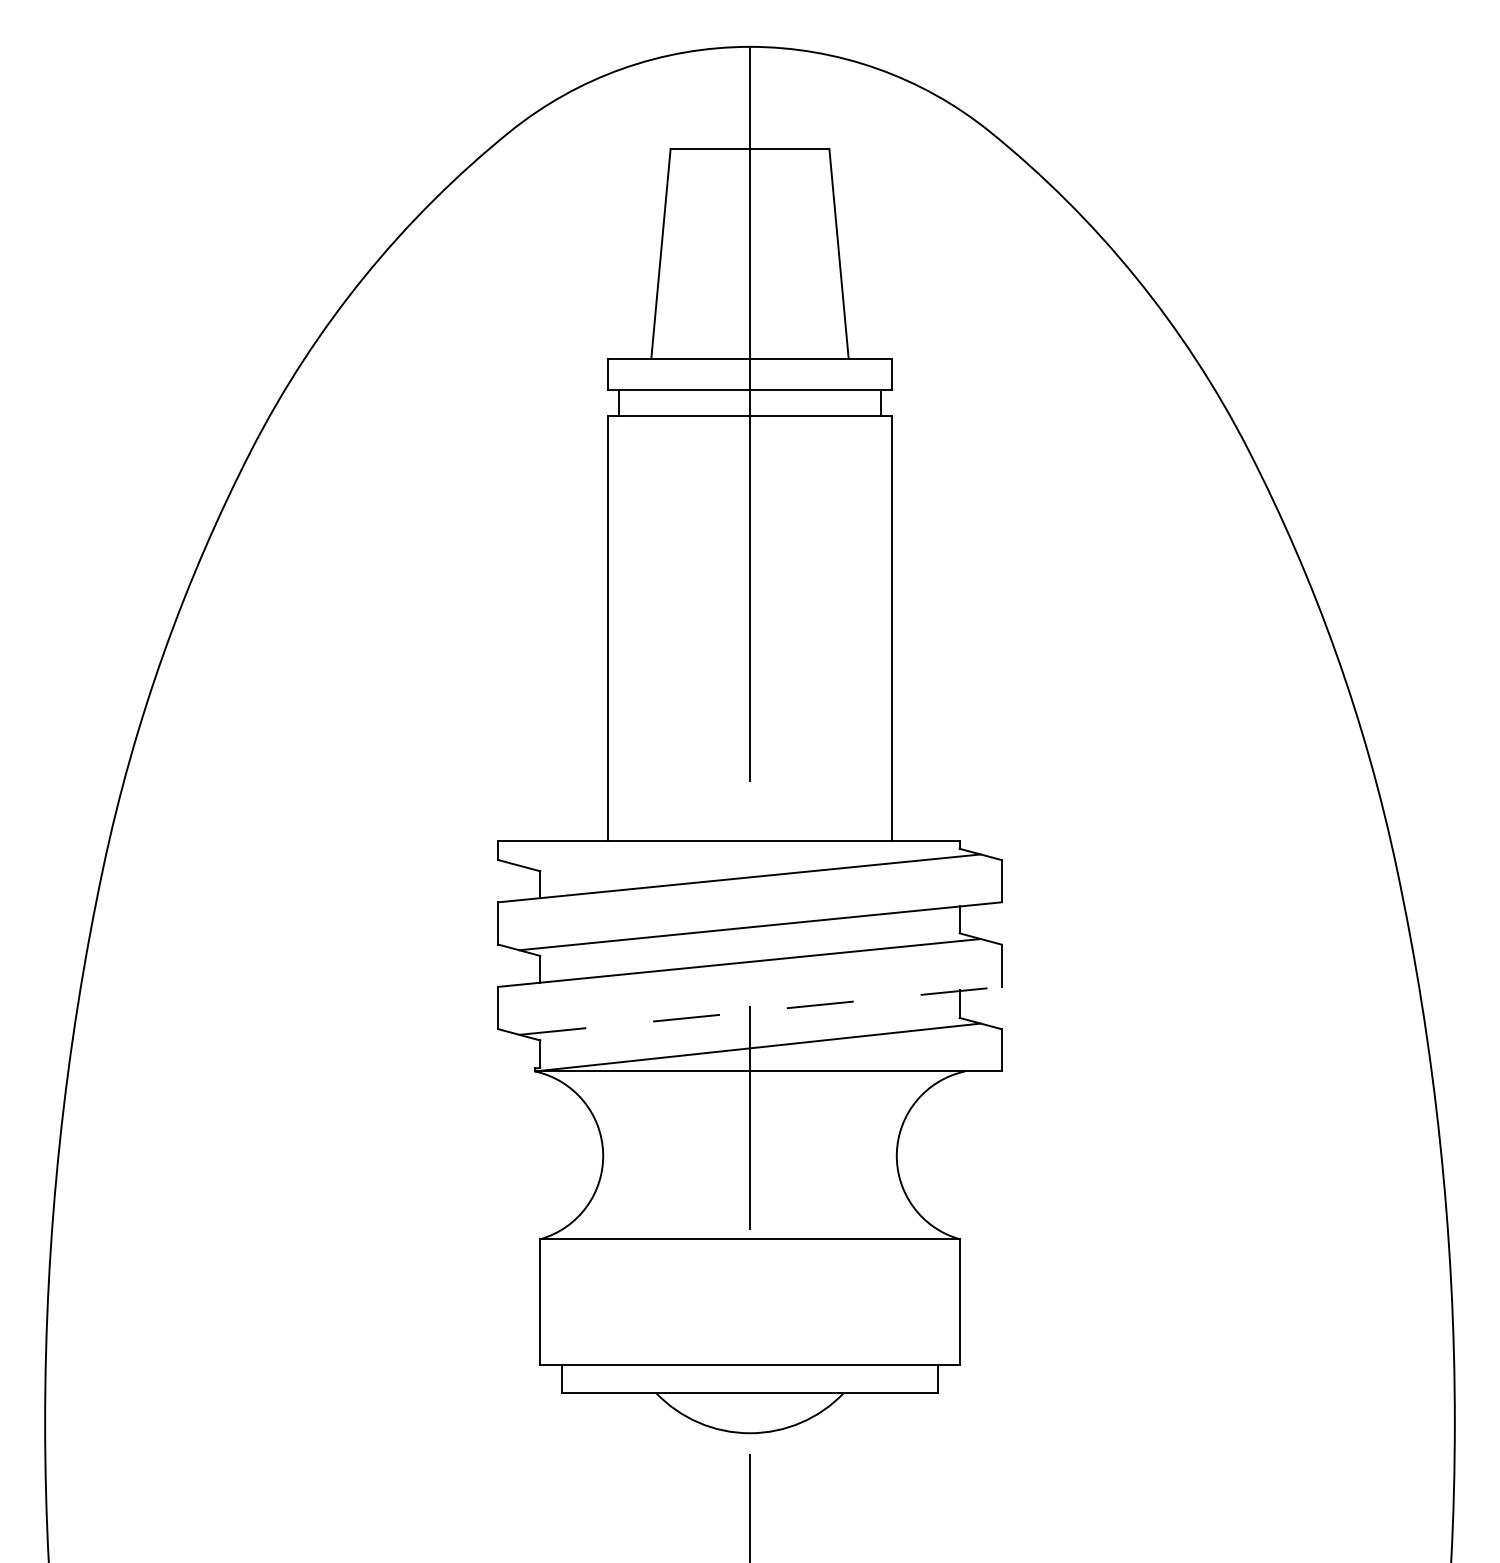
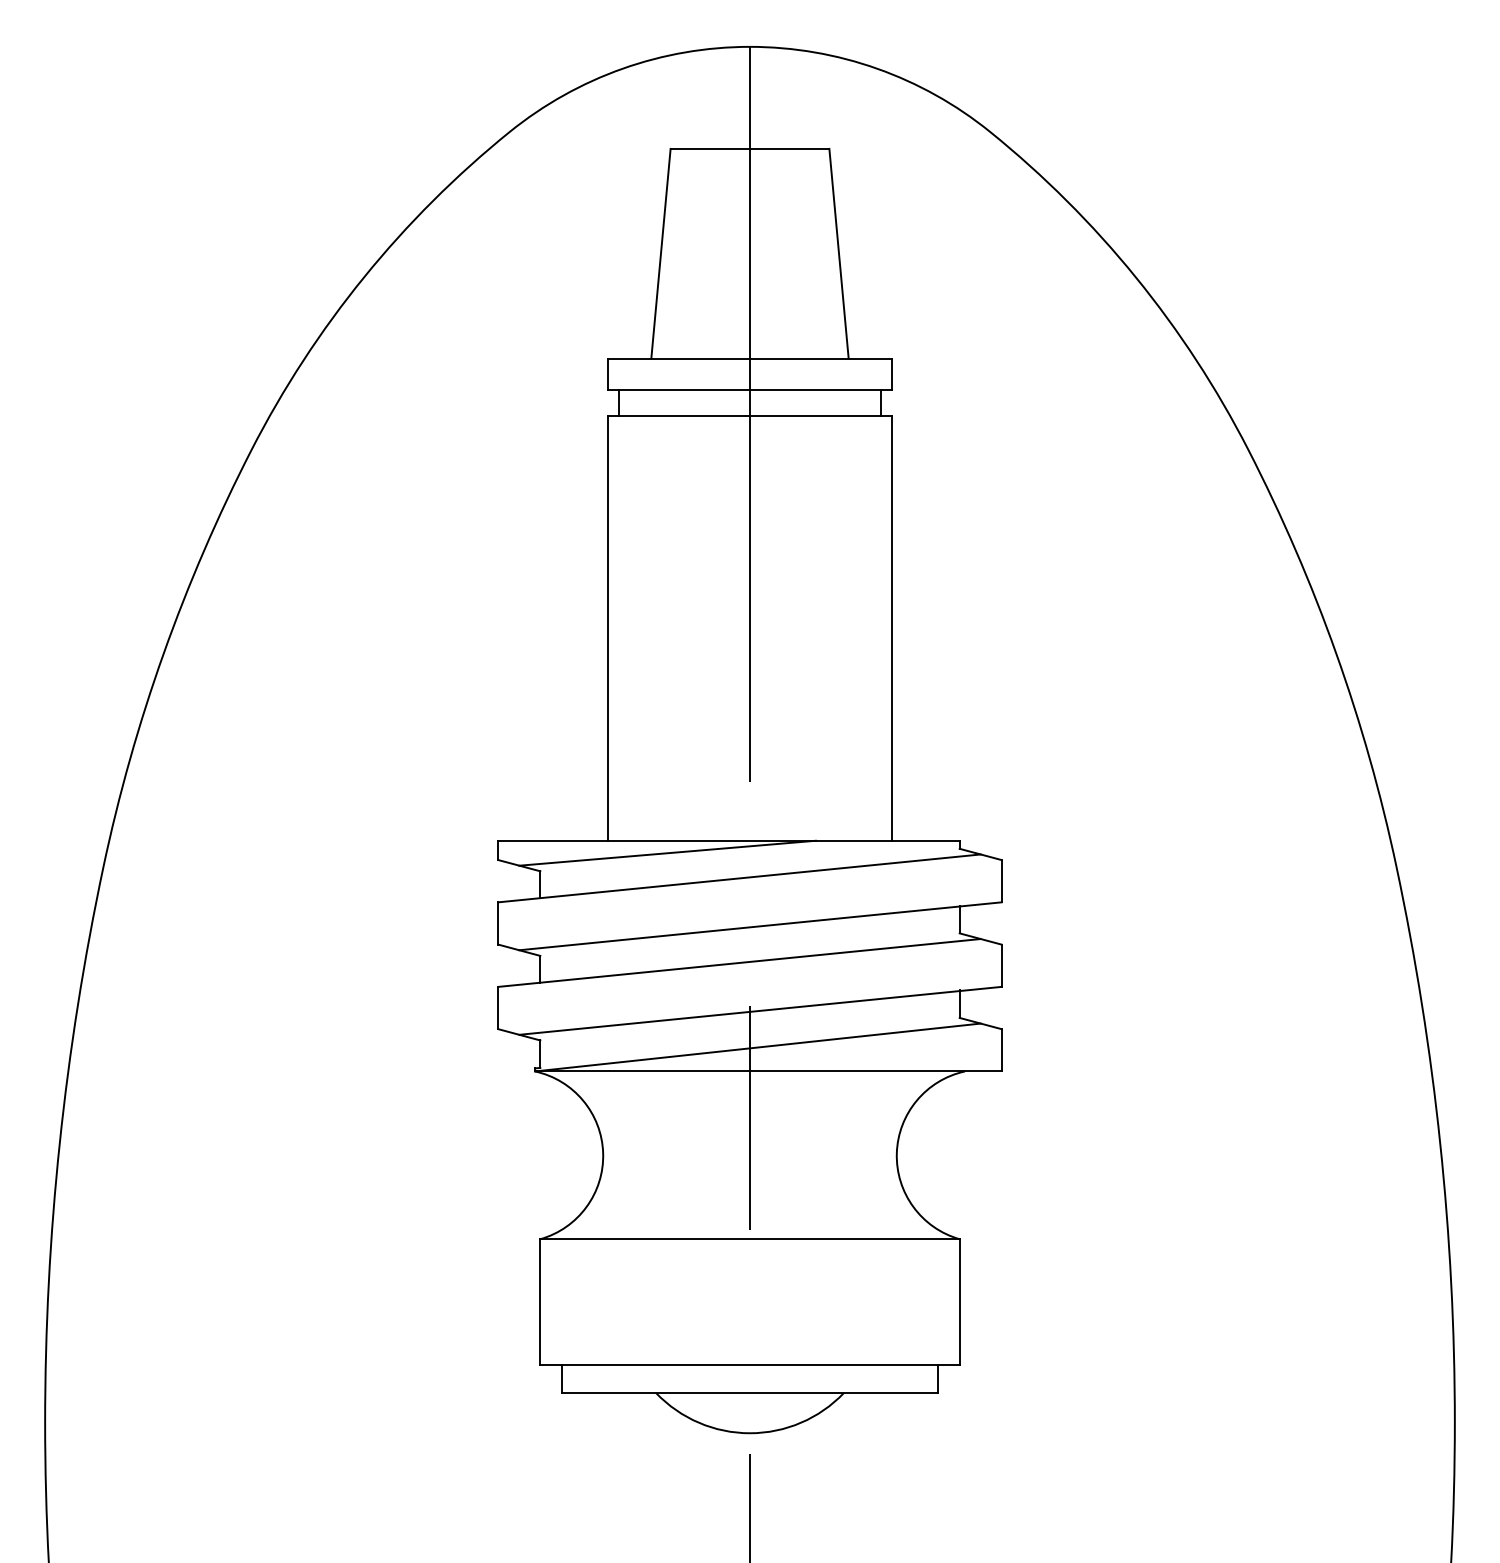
line: none -> present (667, 852)
line: dashed -> solid (760, 1010)
